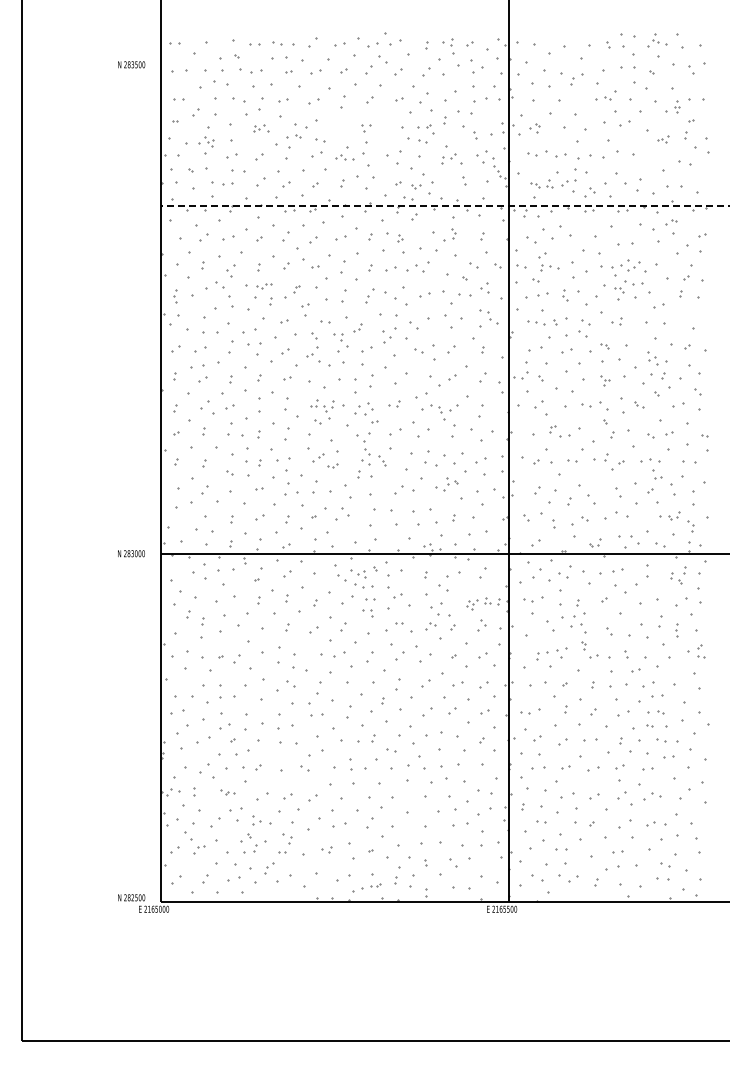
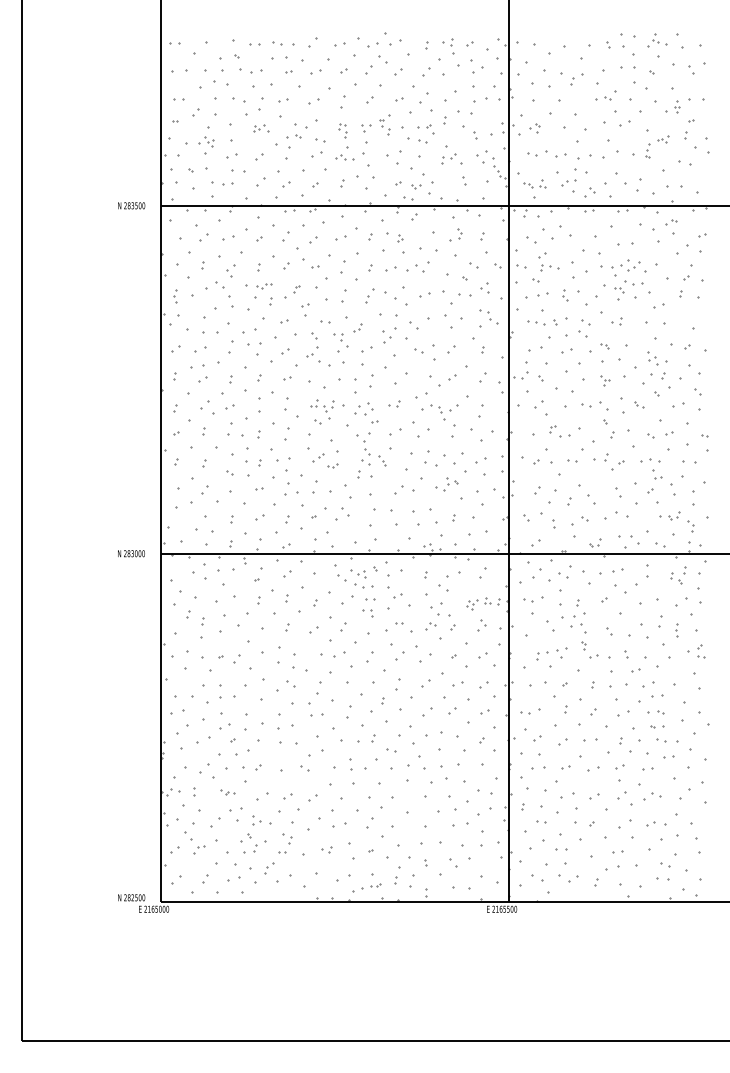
text position: (131, 64) -> (131, 205) (131, 205)
part: none -> present (384, 124)
part: none -> present (342, 130)
part: none -> present (647, 150)
part position: (541, 183) -> (534, 183) (534, 183)
line: dashed -> solid (445, 205)
part position: (449, 234) -> (455, 234) (455, 234)
part size: 22x4 px -> 15x4 px (657, 726)
